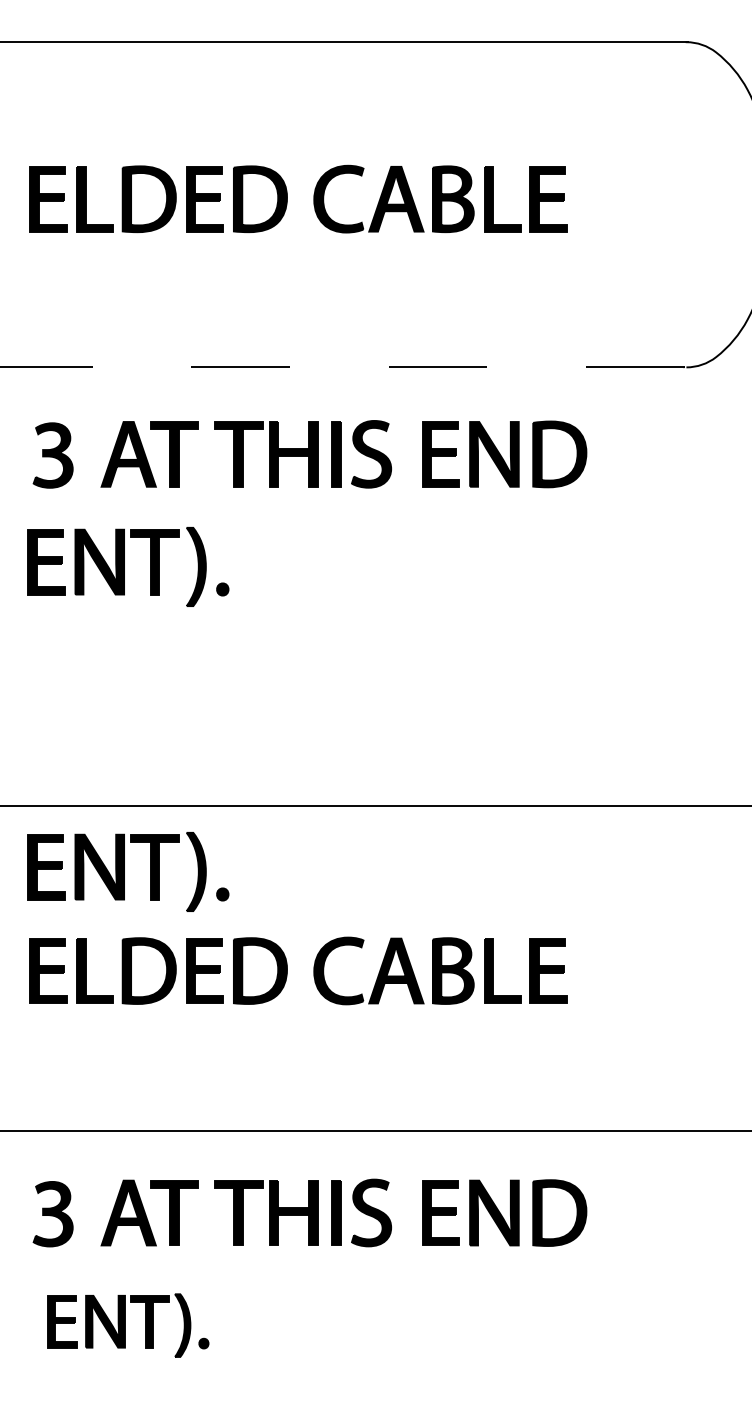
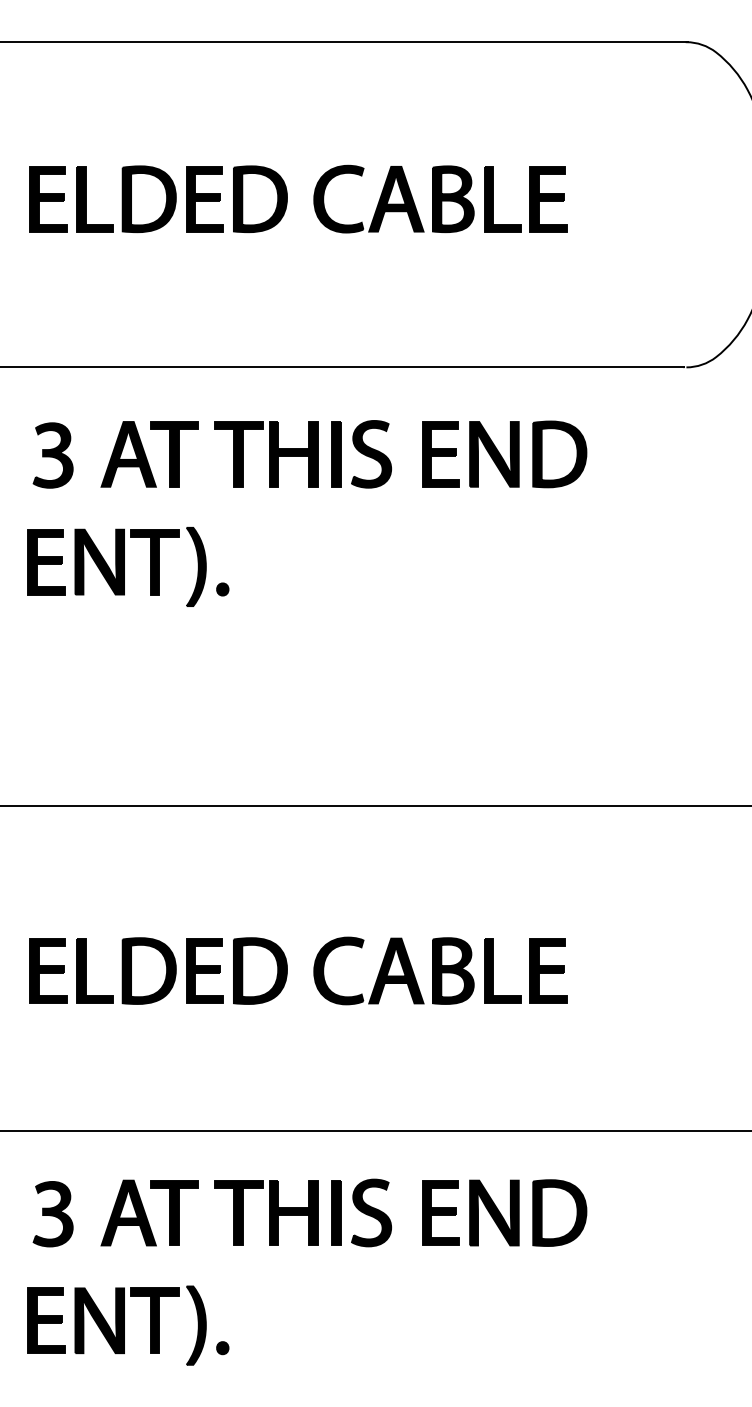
line: dashed -> solid (342, 367)
part: present -> none (128, 871)
part size: 163x65 px -> 203x81 px (128, 1325)
